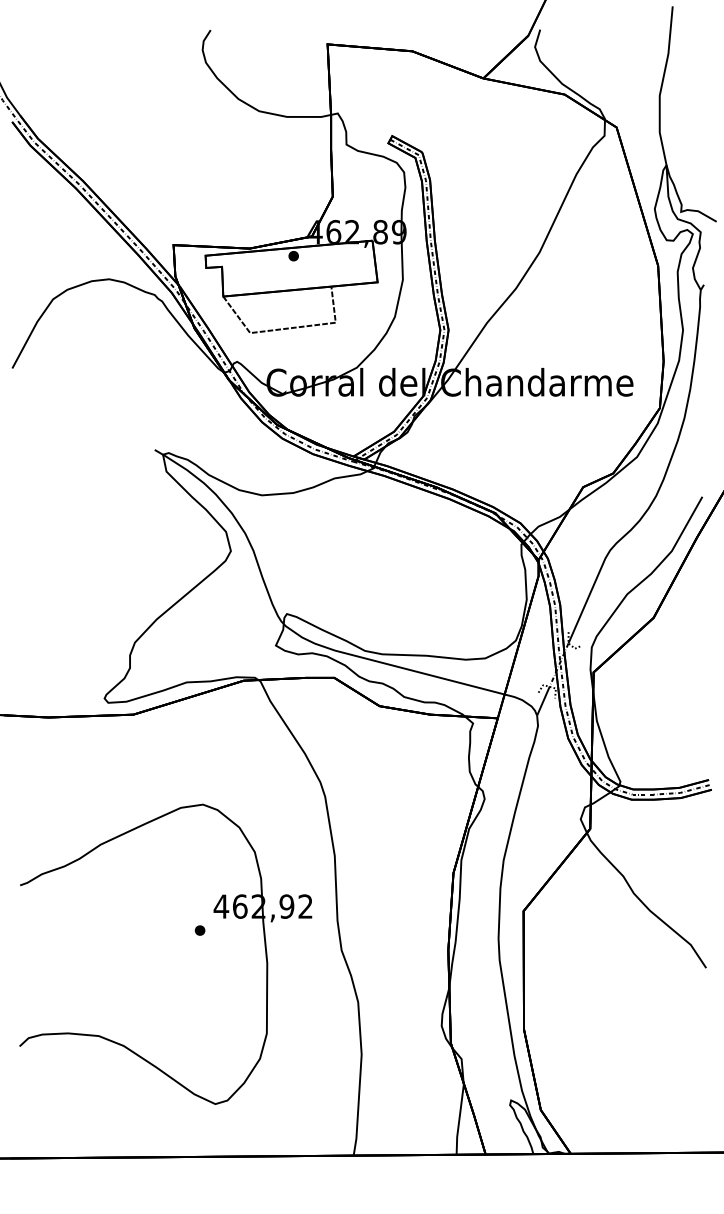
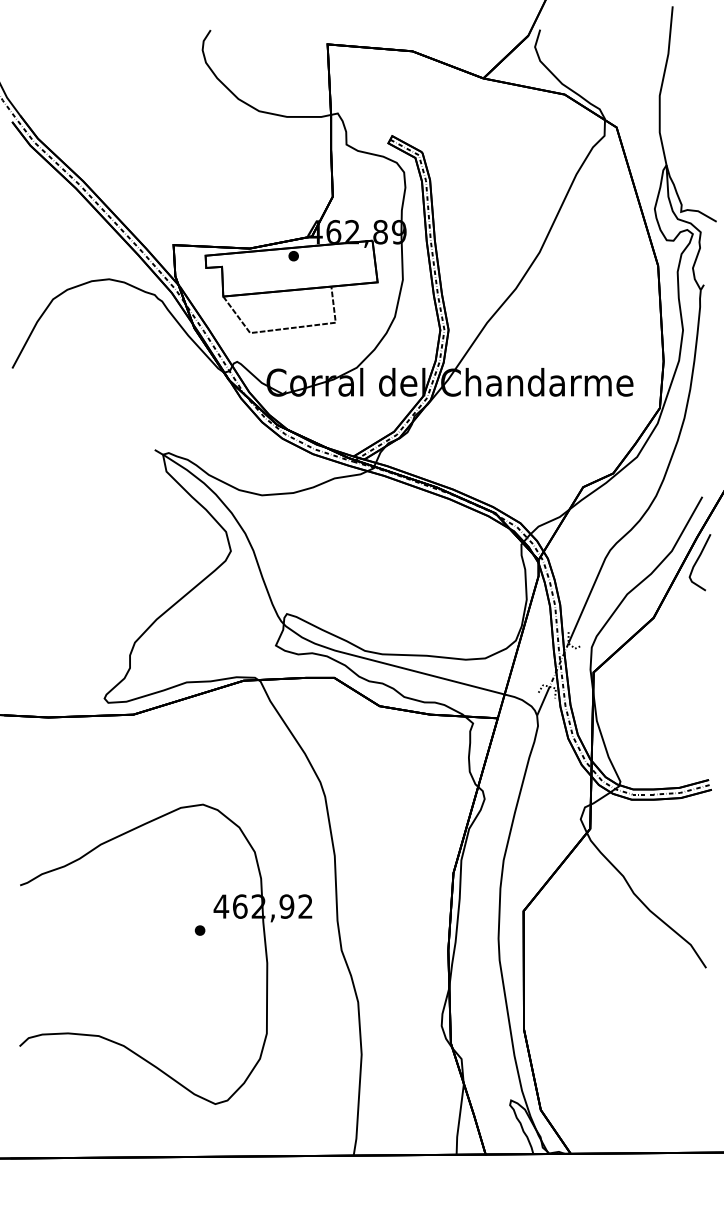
curve: none -> present (698, 560)
